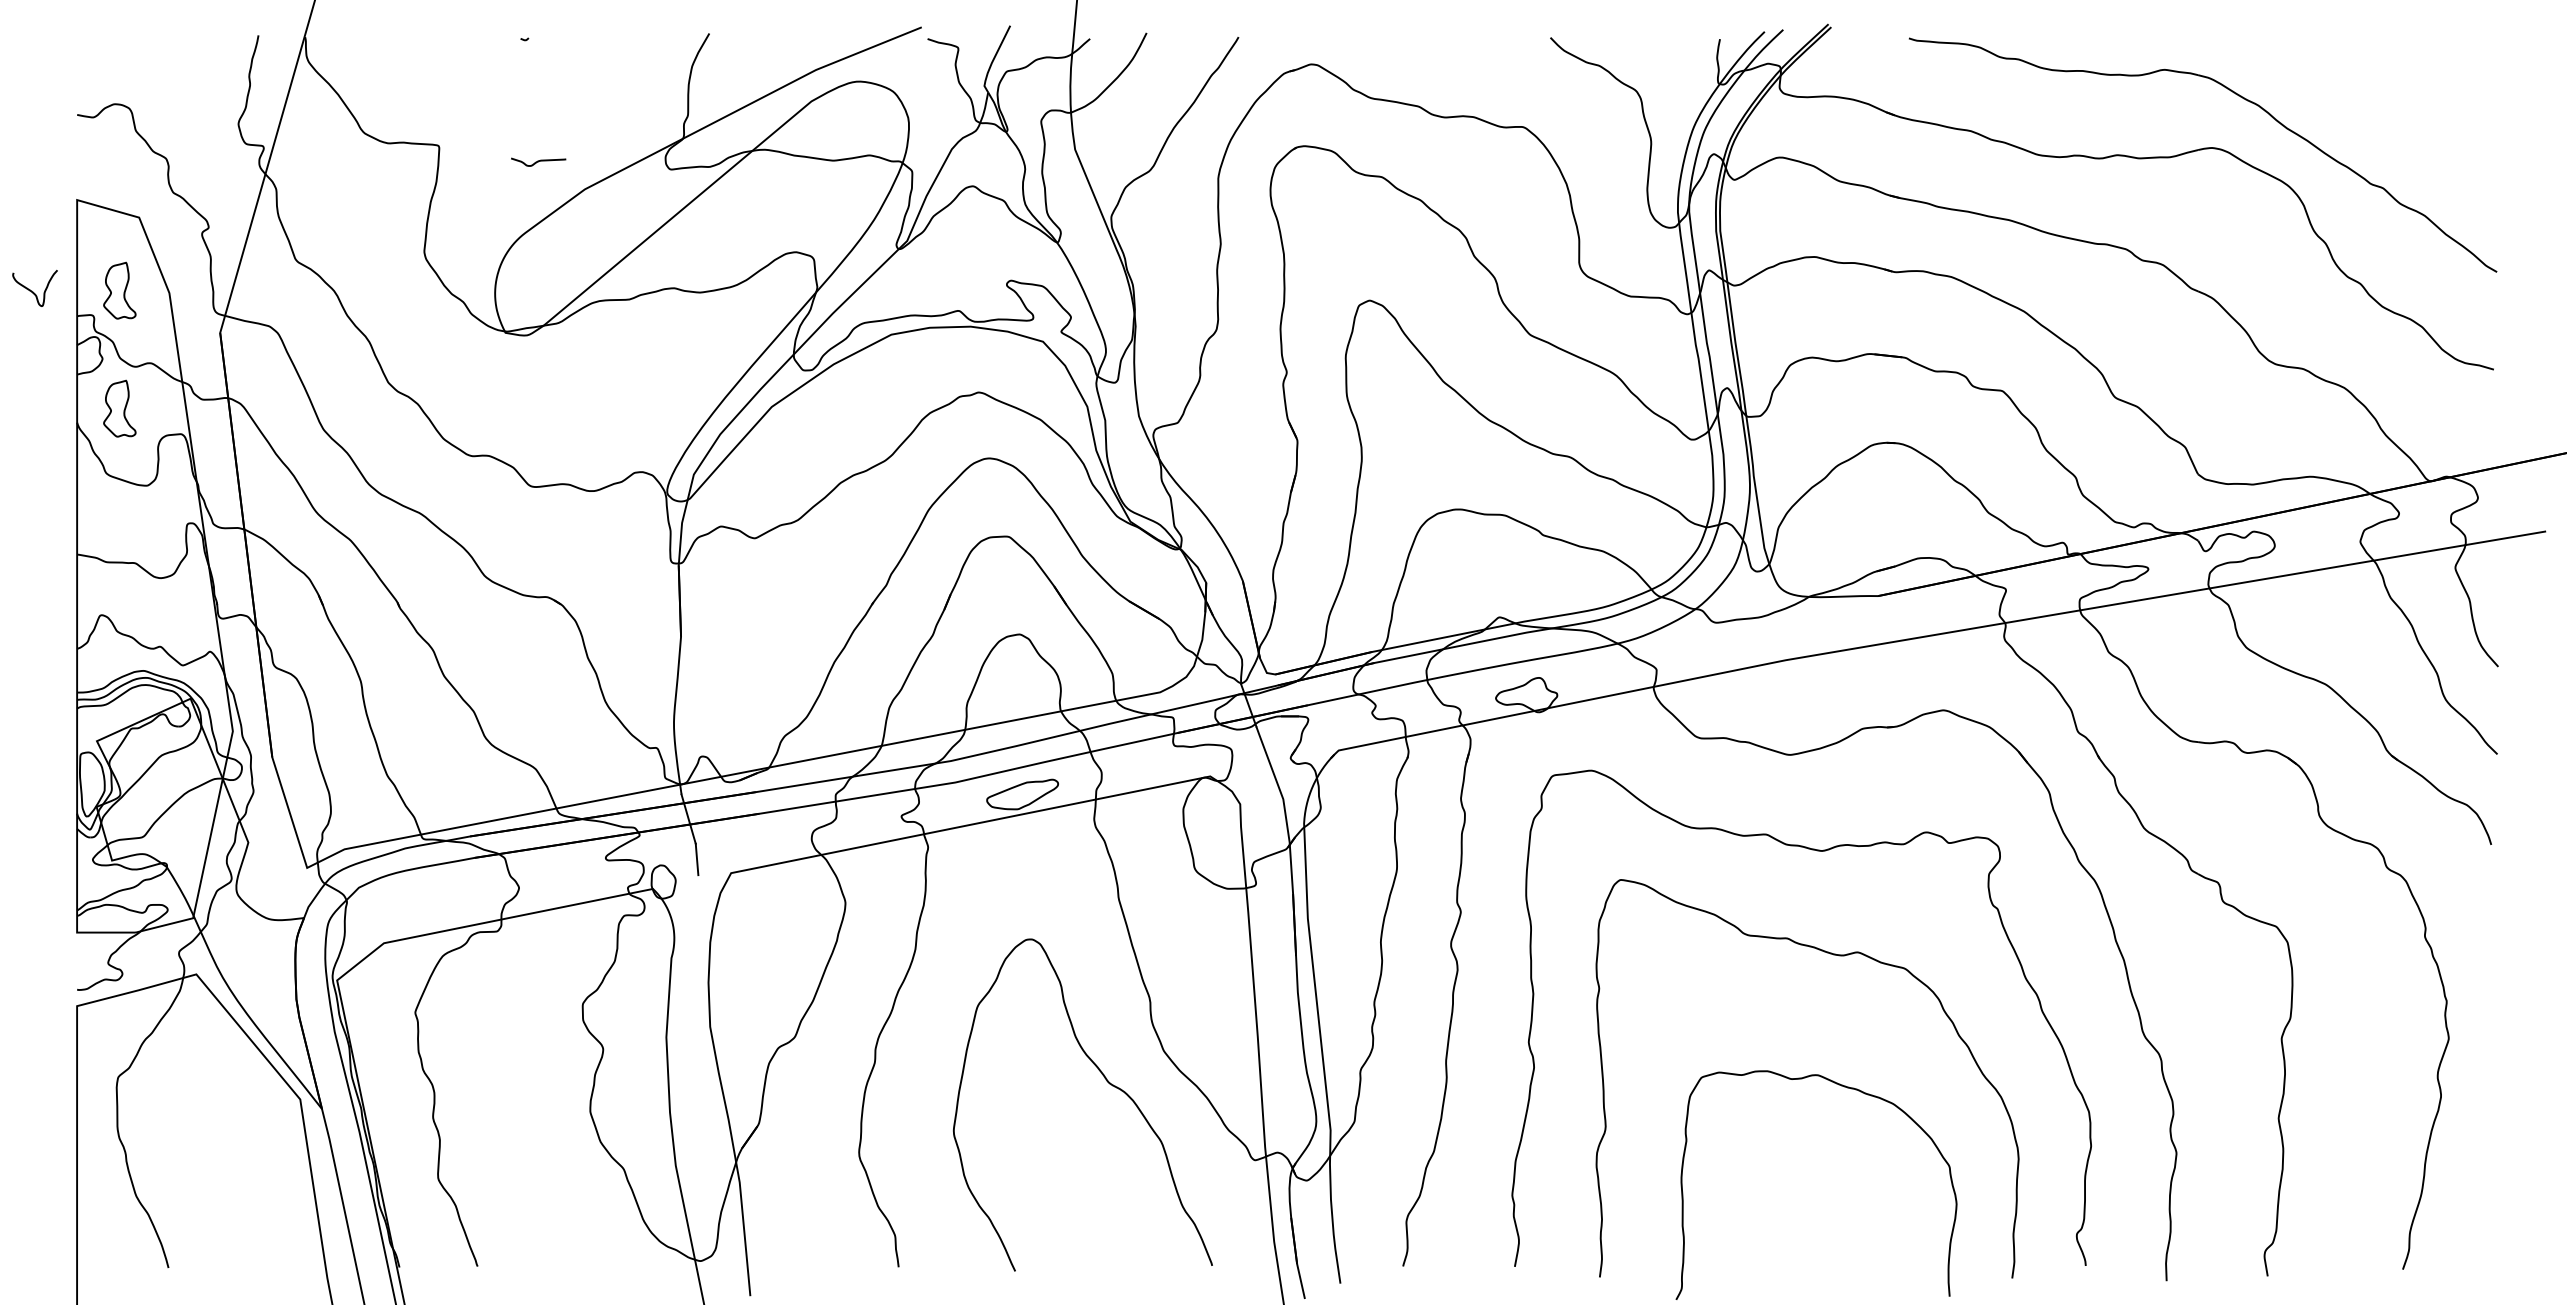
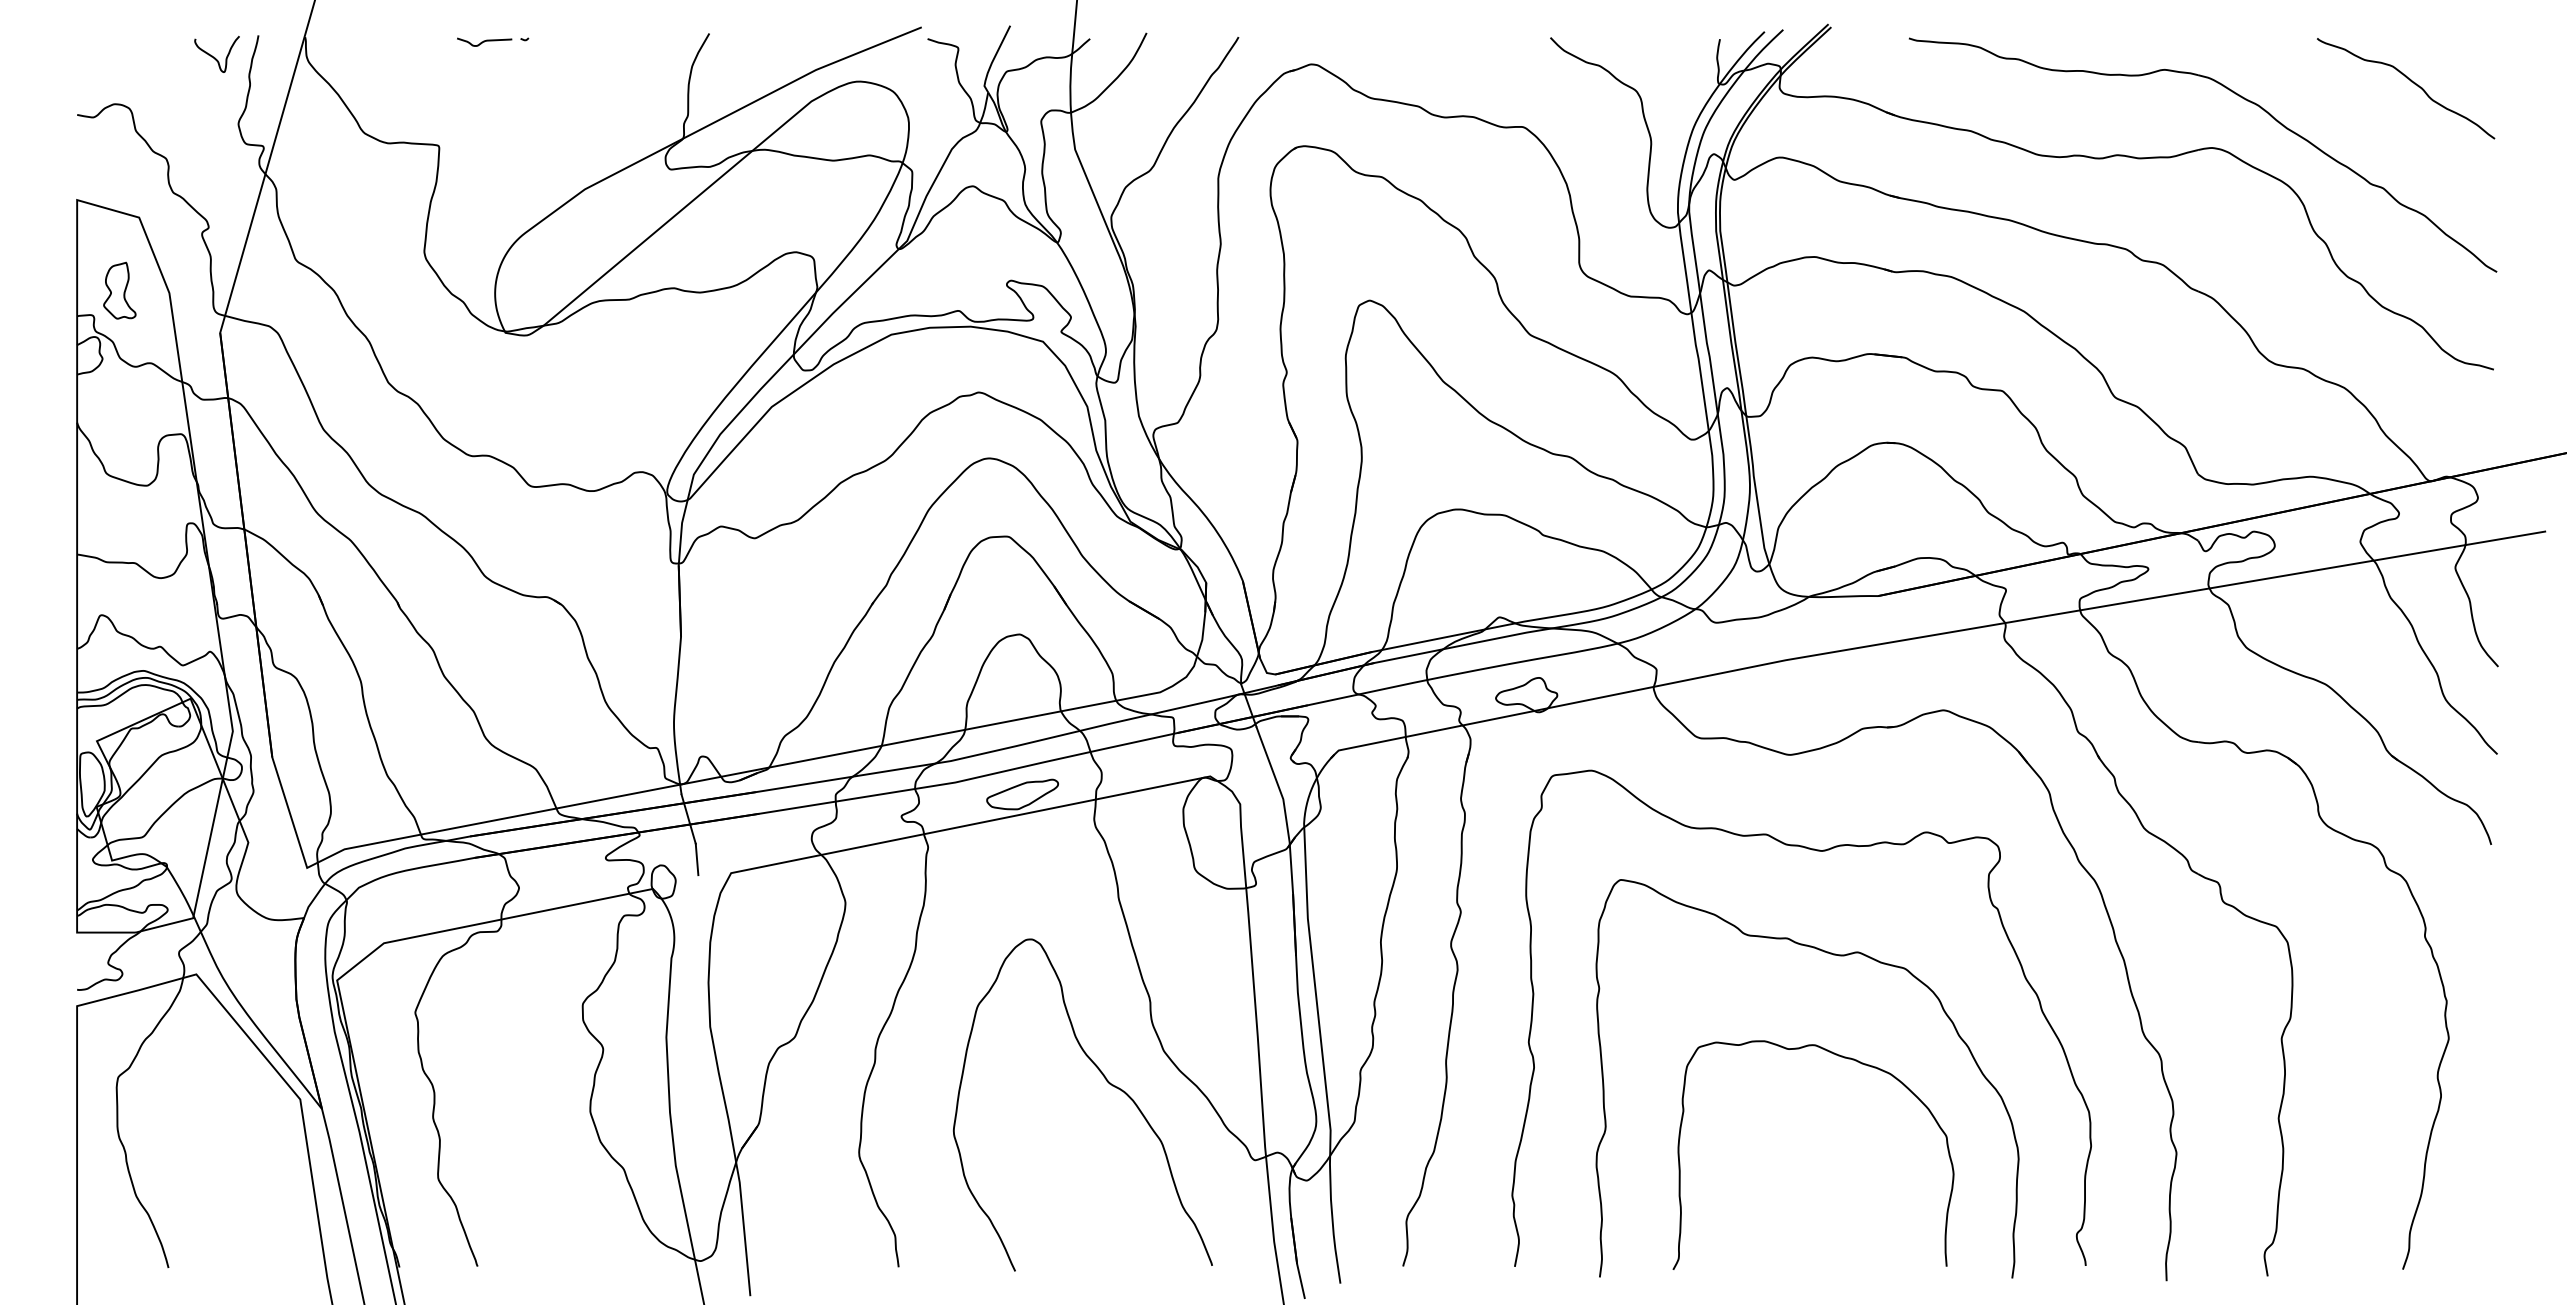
curve: none -> present (2411, 82)
curve position: (538, 161) -> (484, 41) (484, 41)
curve position: (33, 291) -> (215, 57) (215, 57)
part: present -> none (119, 408)
curve position: (1847, 1088) -> (1844, 1058) (1844, 1058)
